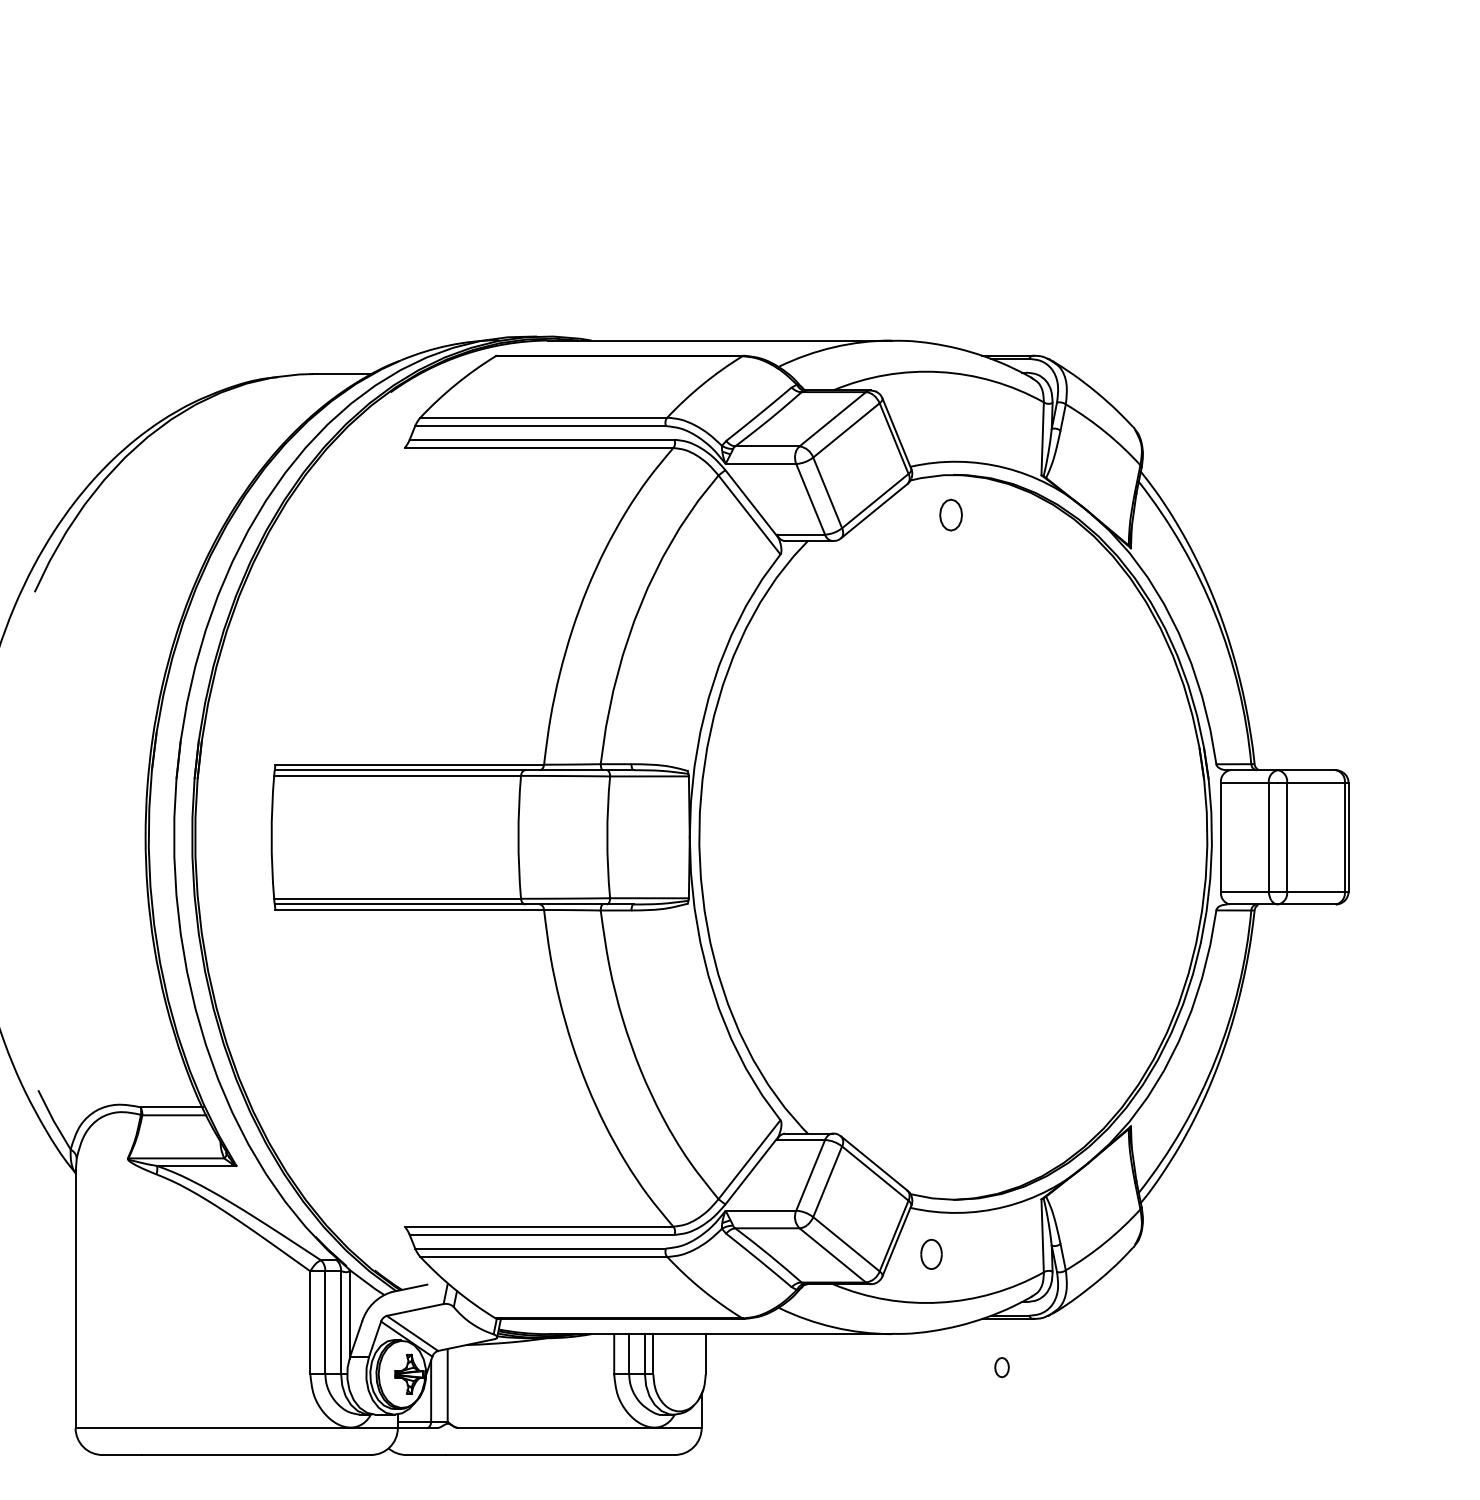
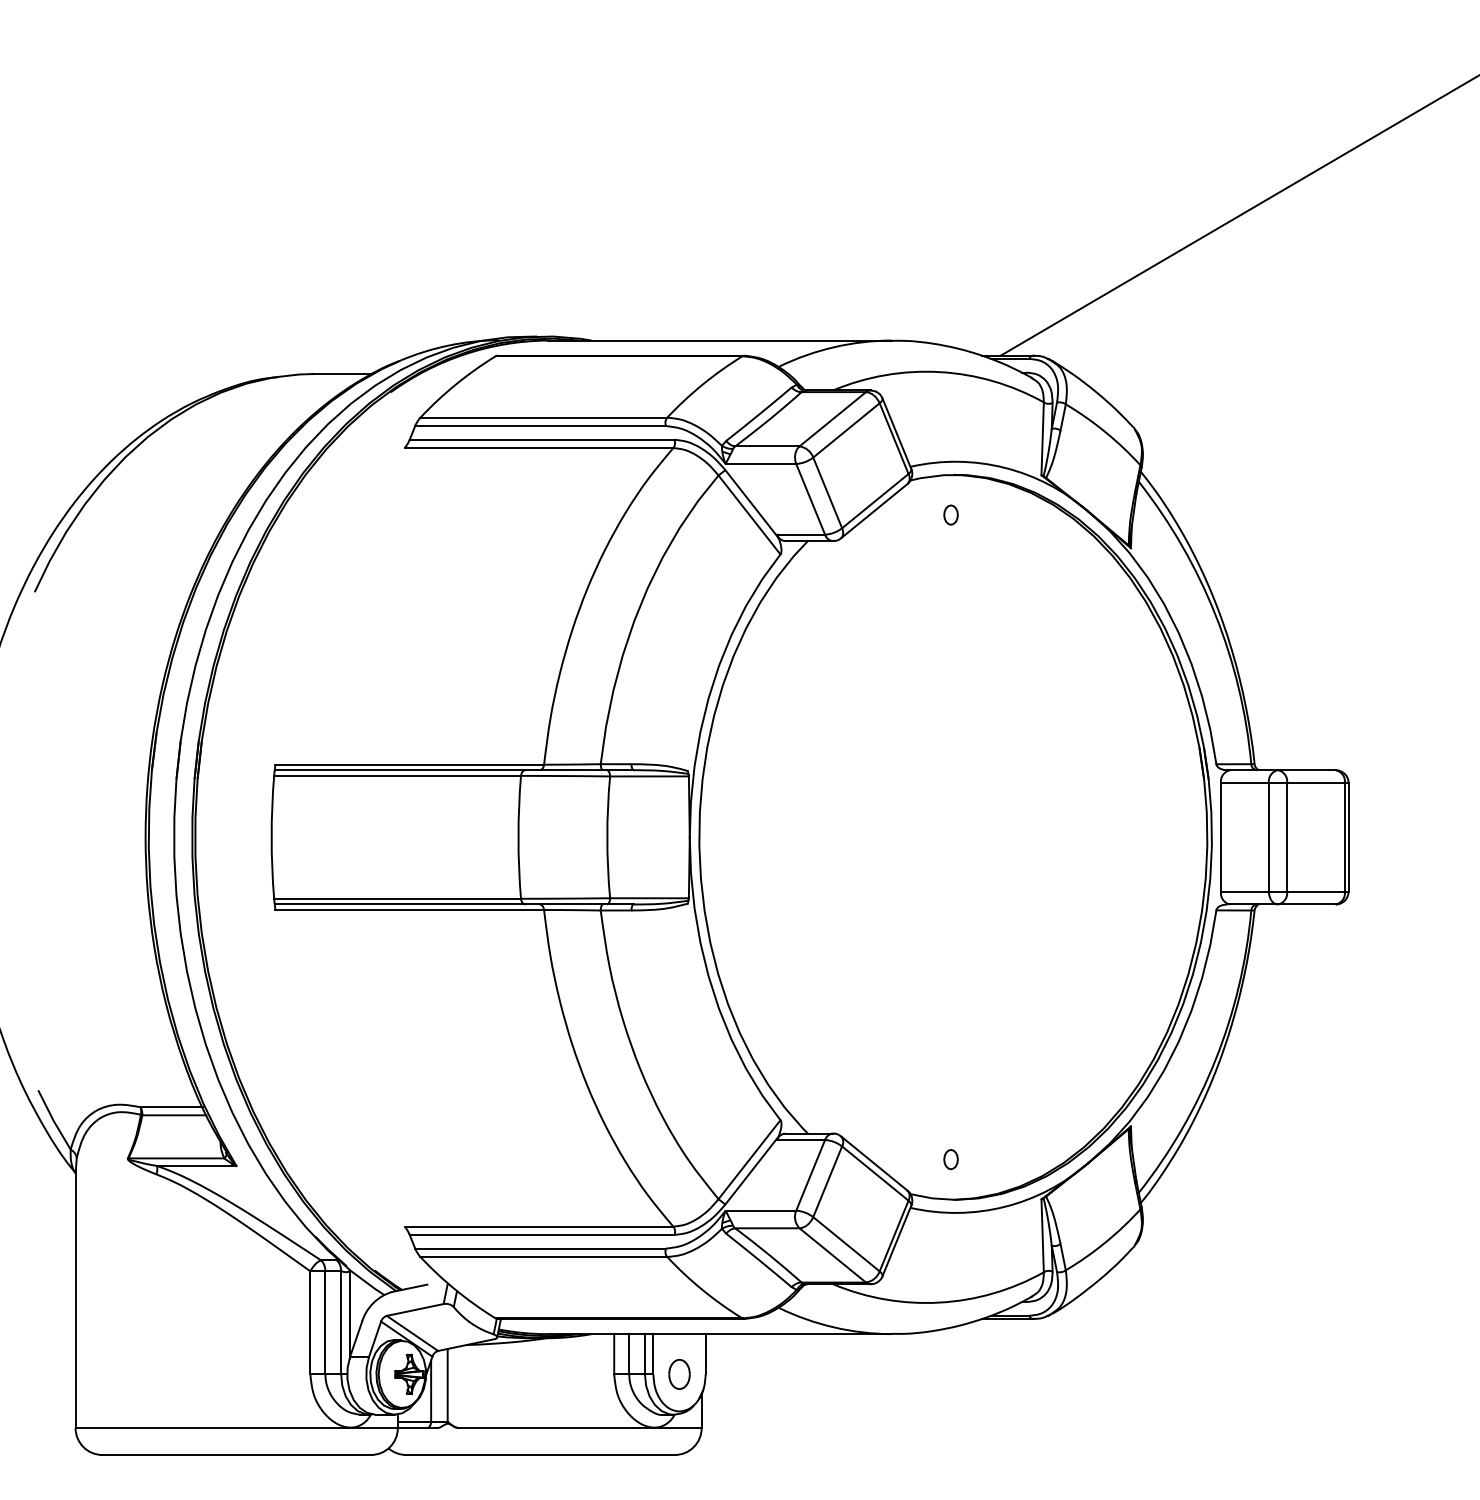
line: none -> present (1238, 216)
part size: 24x34 px -> 16x22 px (950, 514)
part position: (931, 1253) -> (679, 1373) (679, 1373)
part position: (1001, 1367) -> (950, 1159) (950, 1159)
